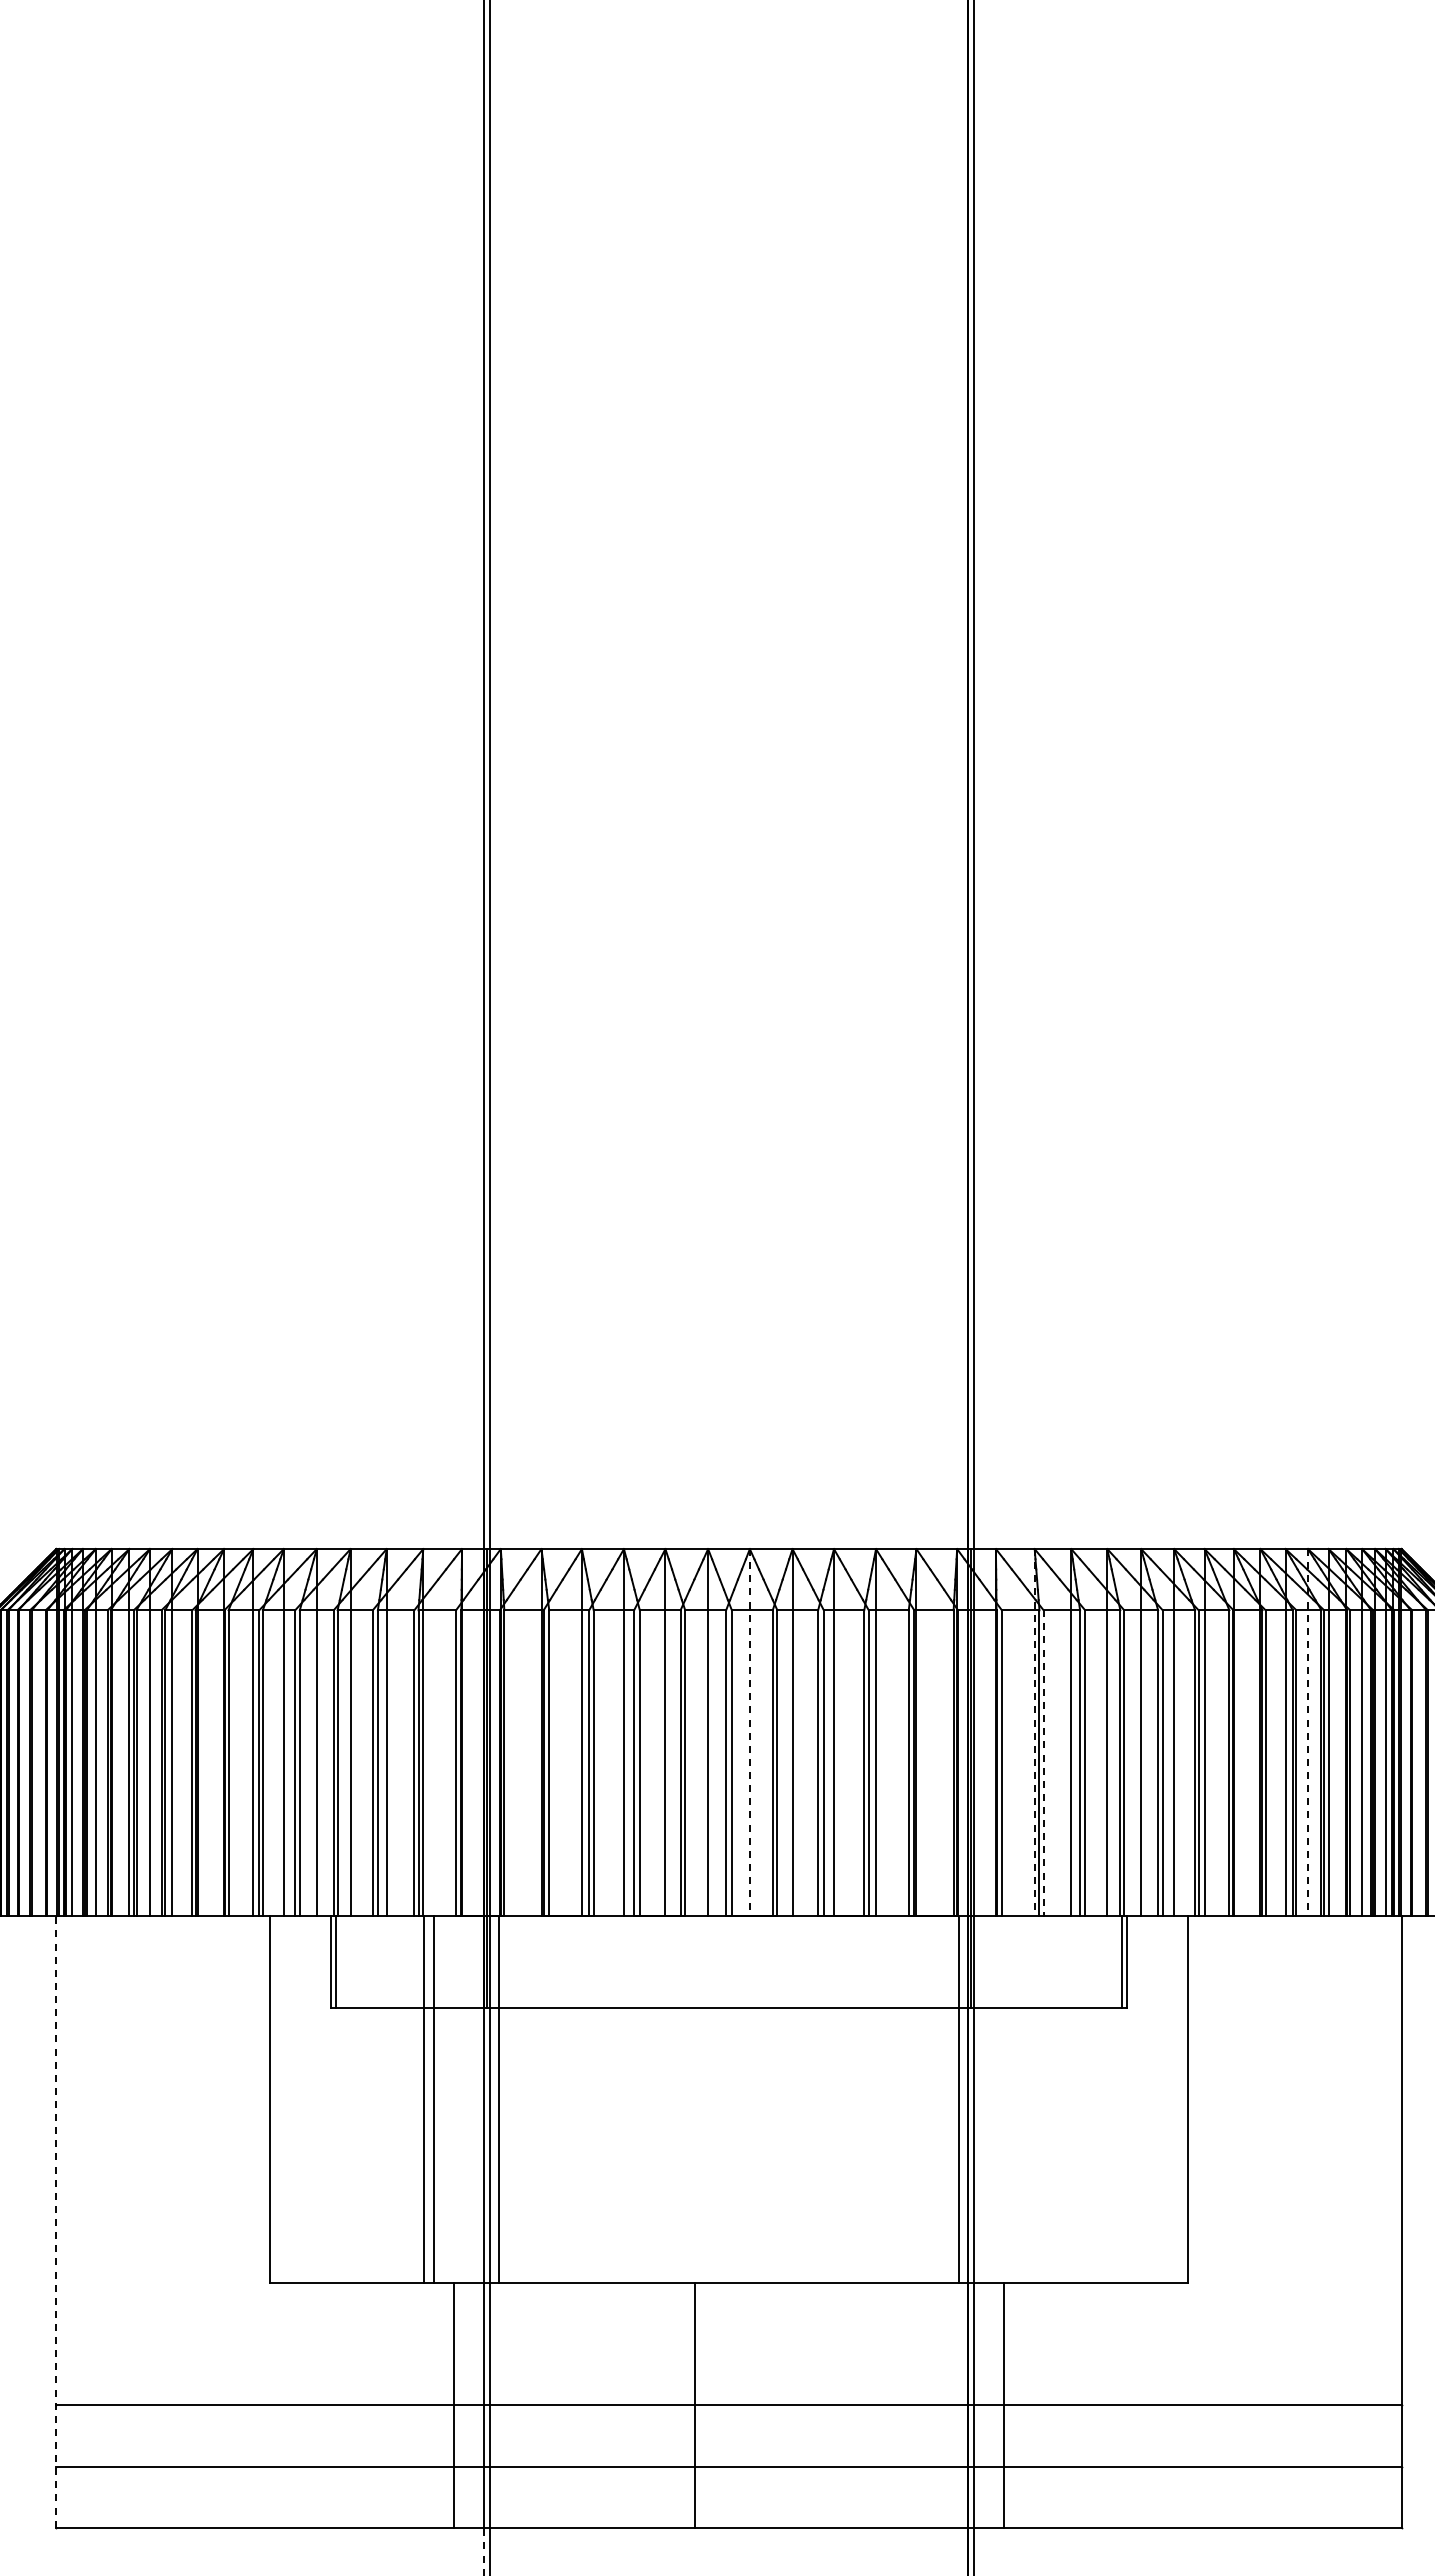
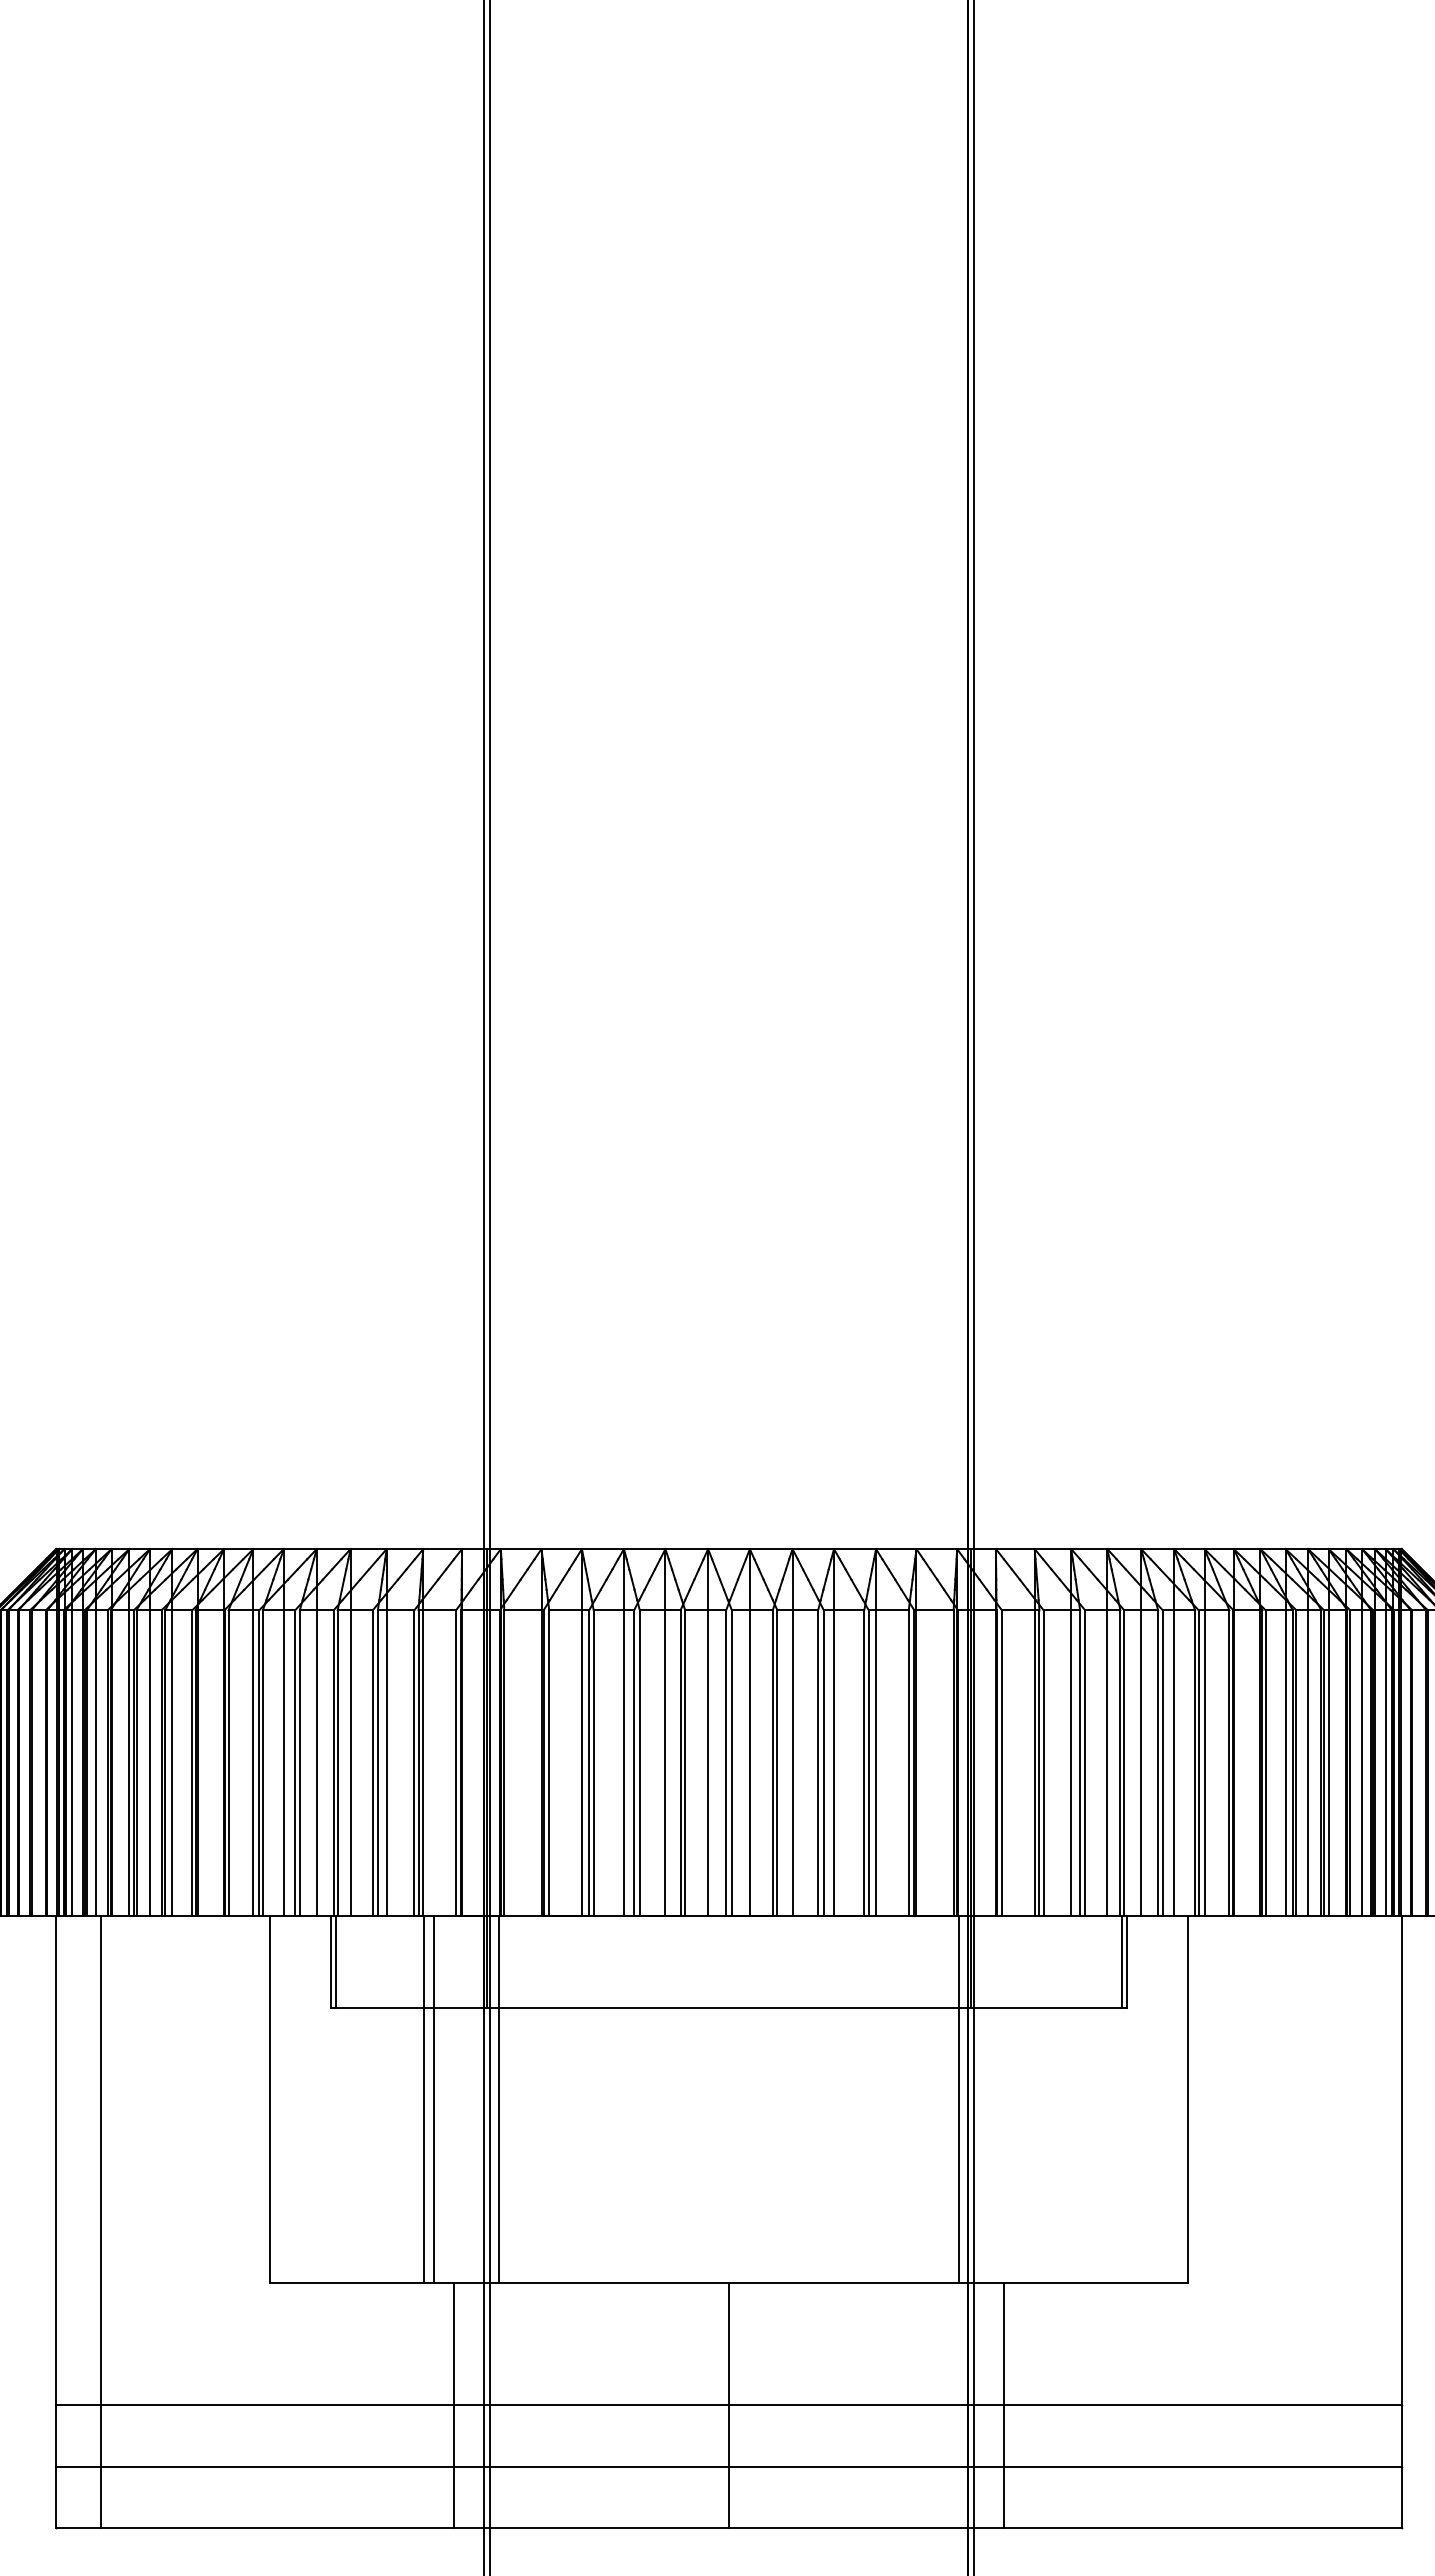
line: dashed -> solid (749, 1733)
line: dashed -> solid (1034, 1733)
line: dashed -> solid (1307, 1733)
line: dashed -> solid (1043, 1763)
line: dashed -> solid (56, 2221)
line: none -> present (100, 2221)
line position: (694, 2405) -> (728, 2405) (728, 2405)
line: dashed -> solid (484, 2551)
